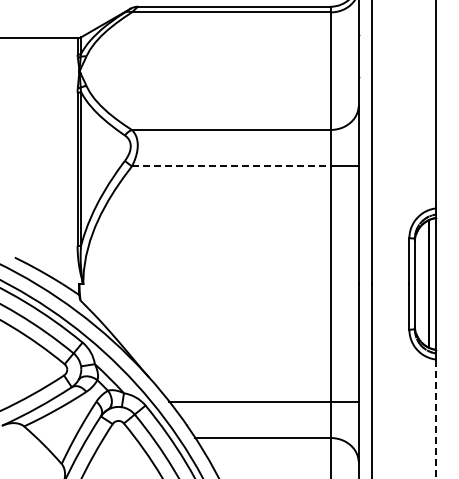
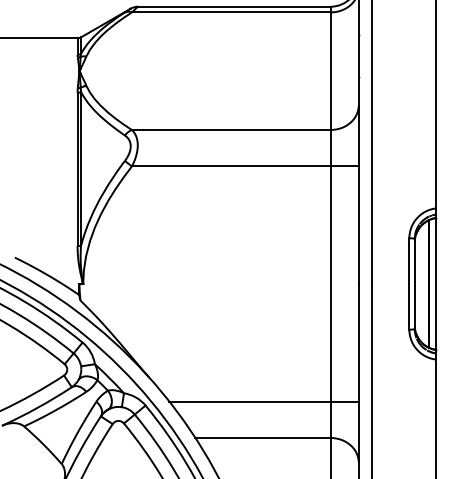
line: dashed -> solid (231, 166)
line: dashed -> solid (435, 419)
